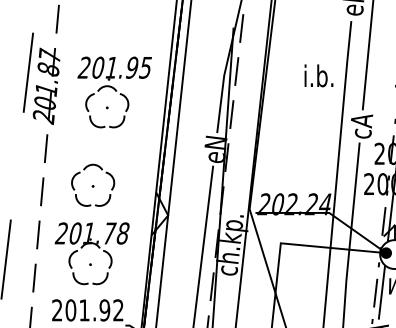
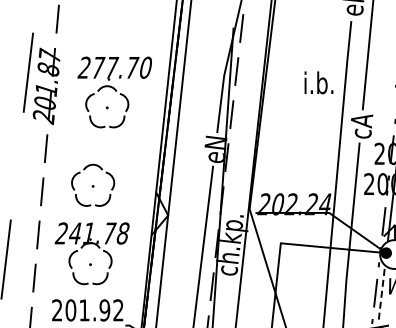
text: 201.95 -> 277.70 (121, 67)
text position: (318, 75) -> (318, 82) (318, 82)
text: 201.78 -> 241.78 (75, 233)
line: solid -> dashed (382, 292)
